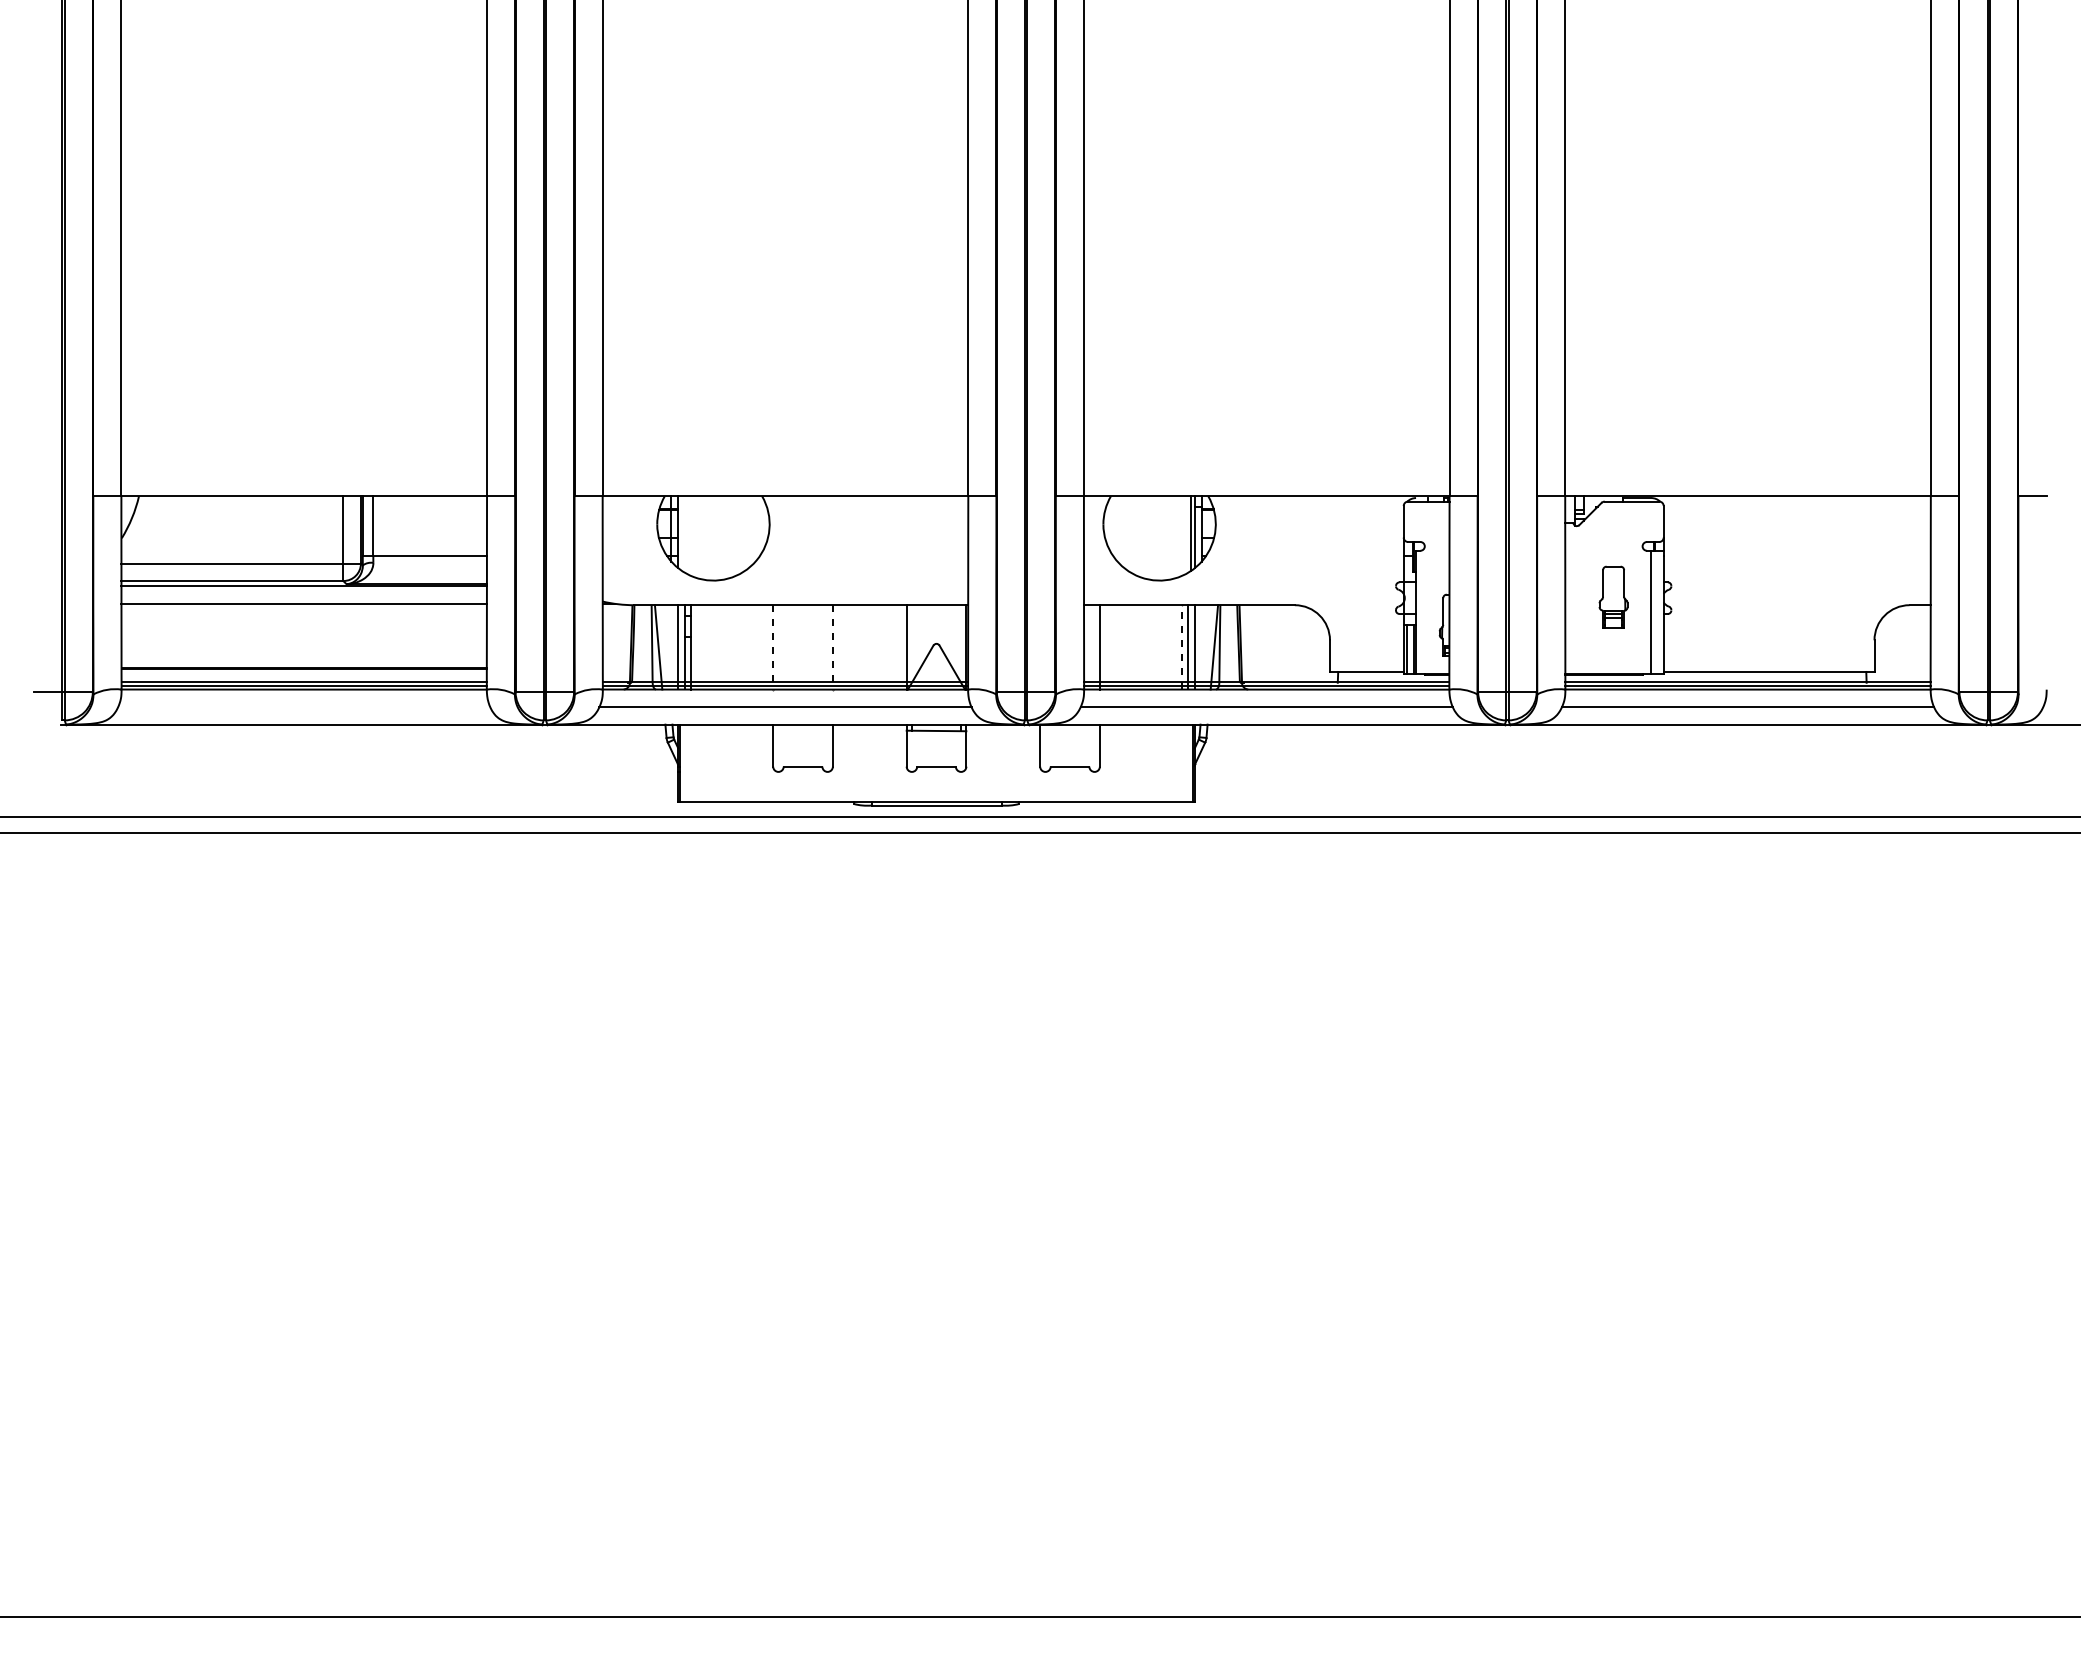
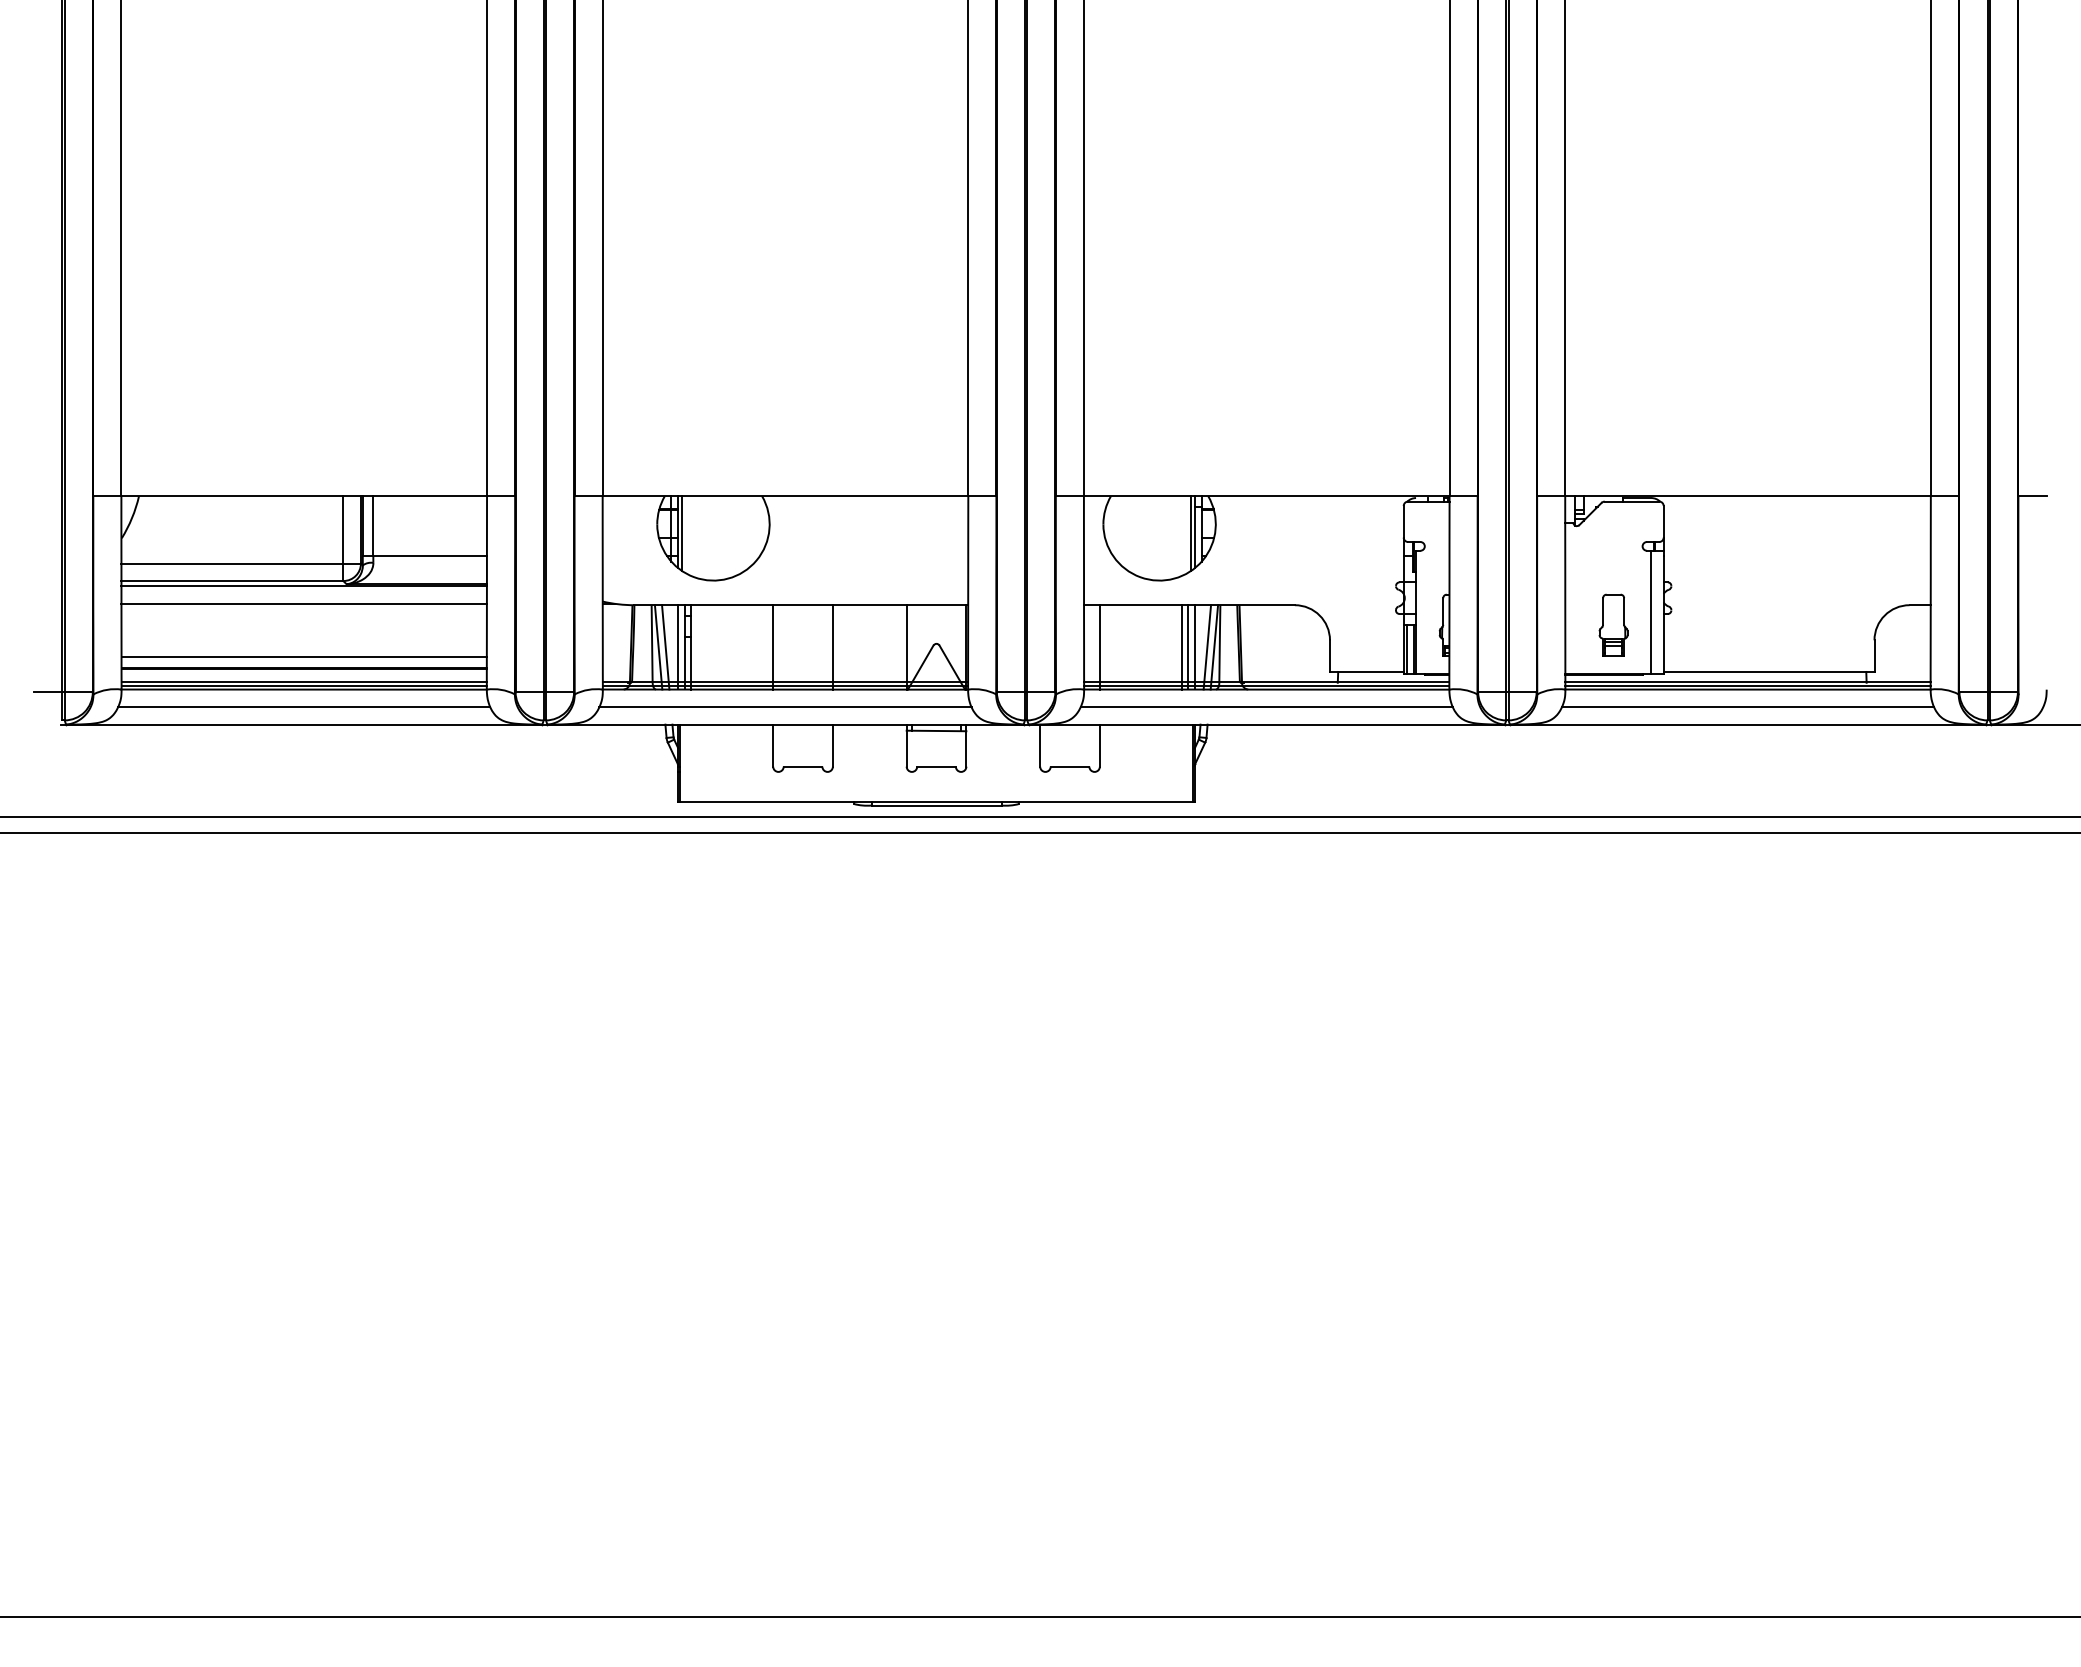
line: none -> present (681, 533)
part position: (1613, 596) -> (1613, 624) (1613, 624)
line: dashed -> solid (1182, 646)
line: none -> present (665, 647)
line: dashed -> solid (773, 647)
line: dashed -> solid (832, 647)
line: none -> present (1207, 647)
line: none -> present (303, 657)
line: none -> present (304, 707)
